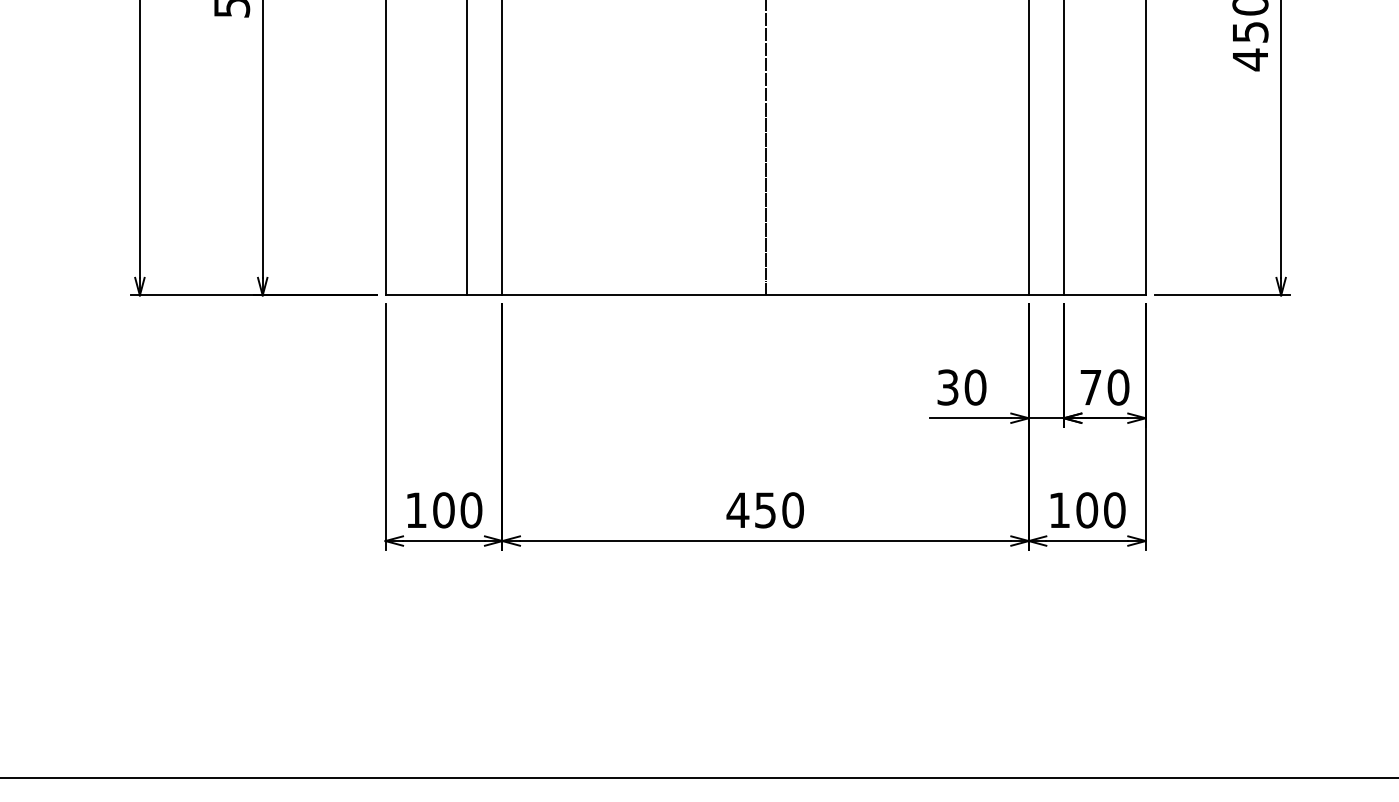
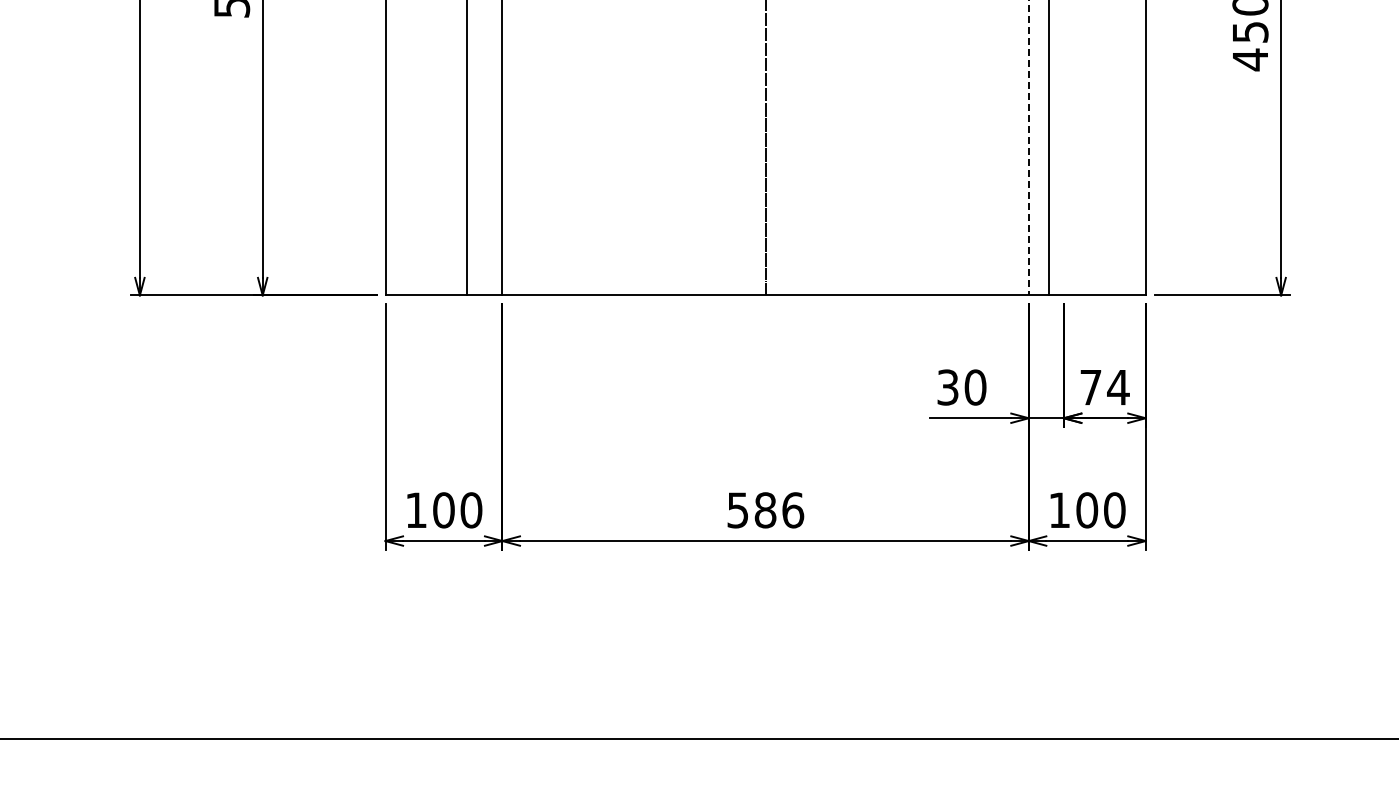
line: solid -> dashed (1028, 148)
line position: (1063, 148) -> (1048, 148) (1048, 148)
text: 70 -> 74 (1118, 387)
text: 450 -> 586 (765, 510)
line position: (698, 777) -> (698, 738) (698, 738)
